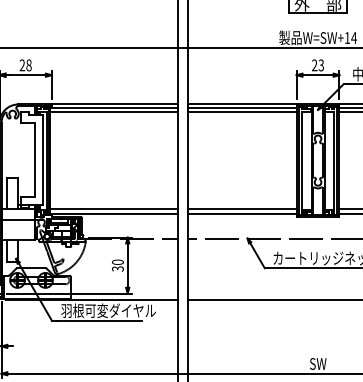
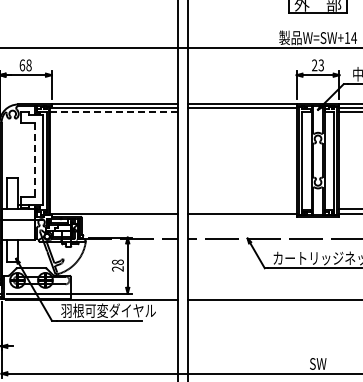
text: 28 -> 68 (22, 65)
line: solid -> dashed (114, 112)
line: present -> none (242, 112)
line: solid -> dashed (35, 160)
line: present -> none (114, 209)
line: present -> none (242, 209)
text: 30 -> 28 (117, 265)
